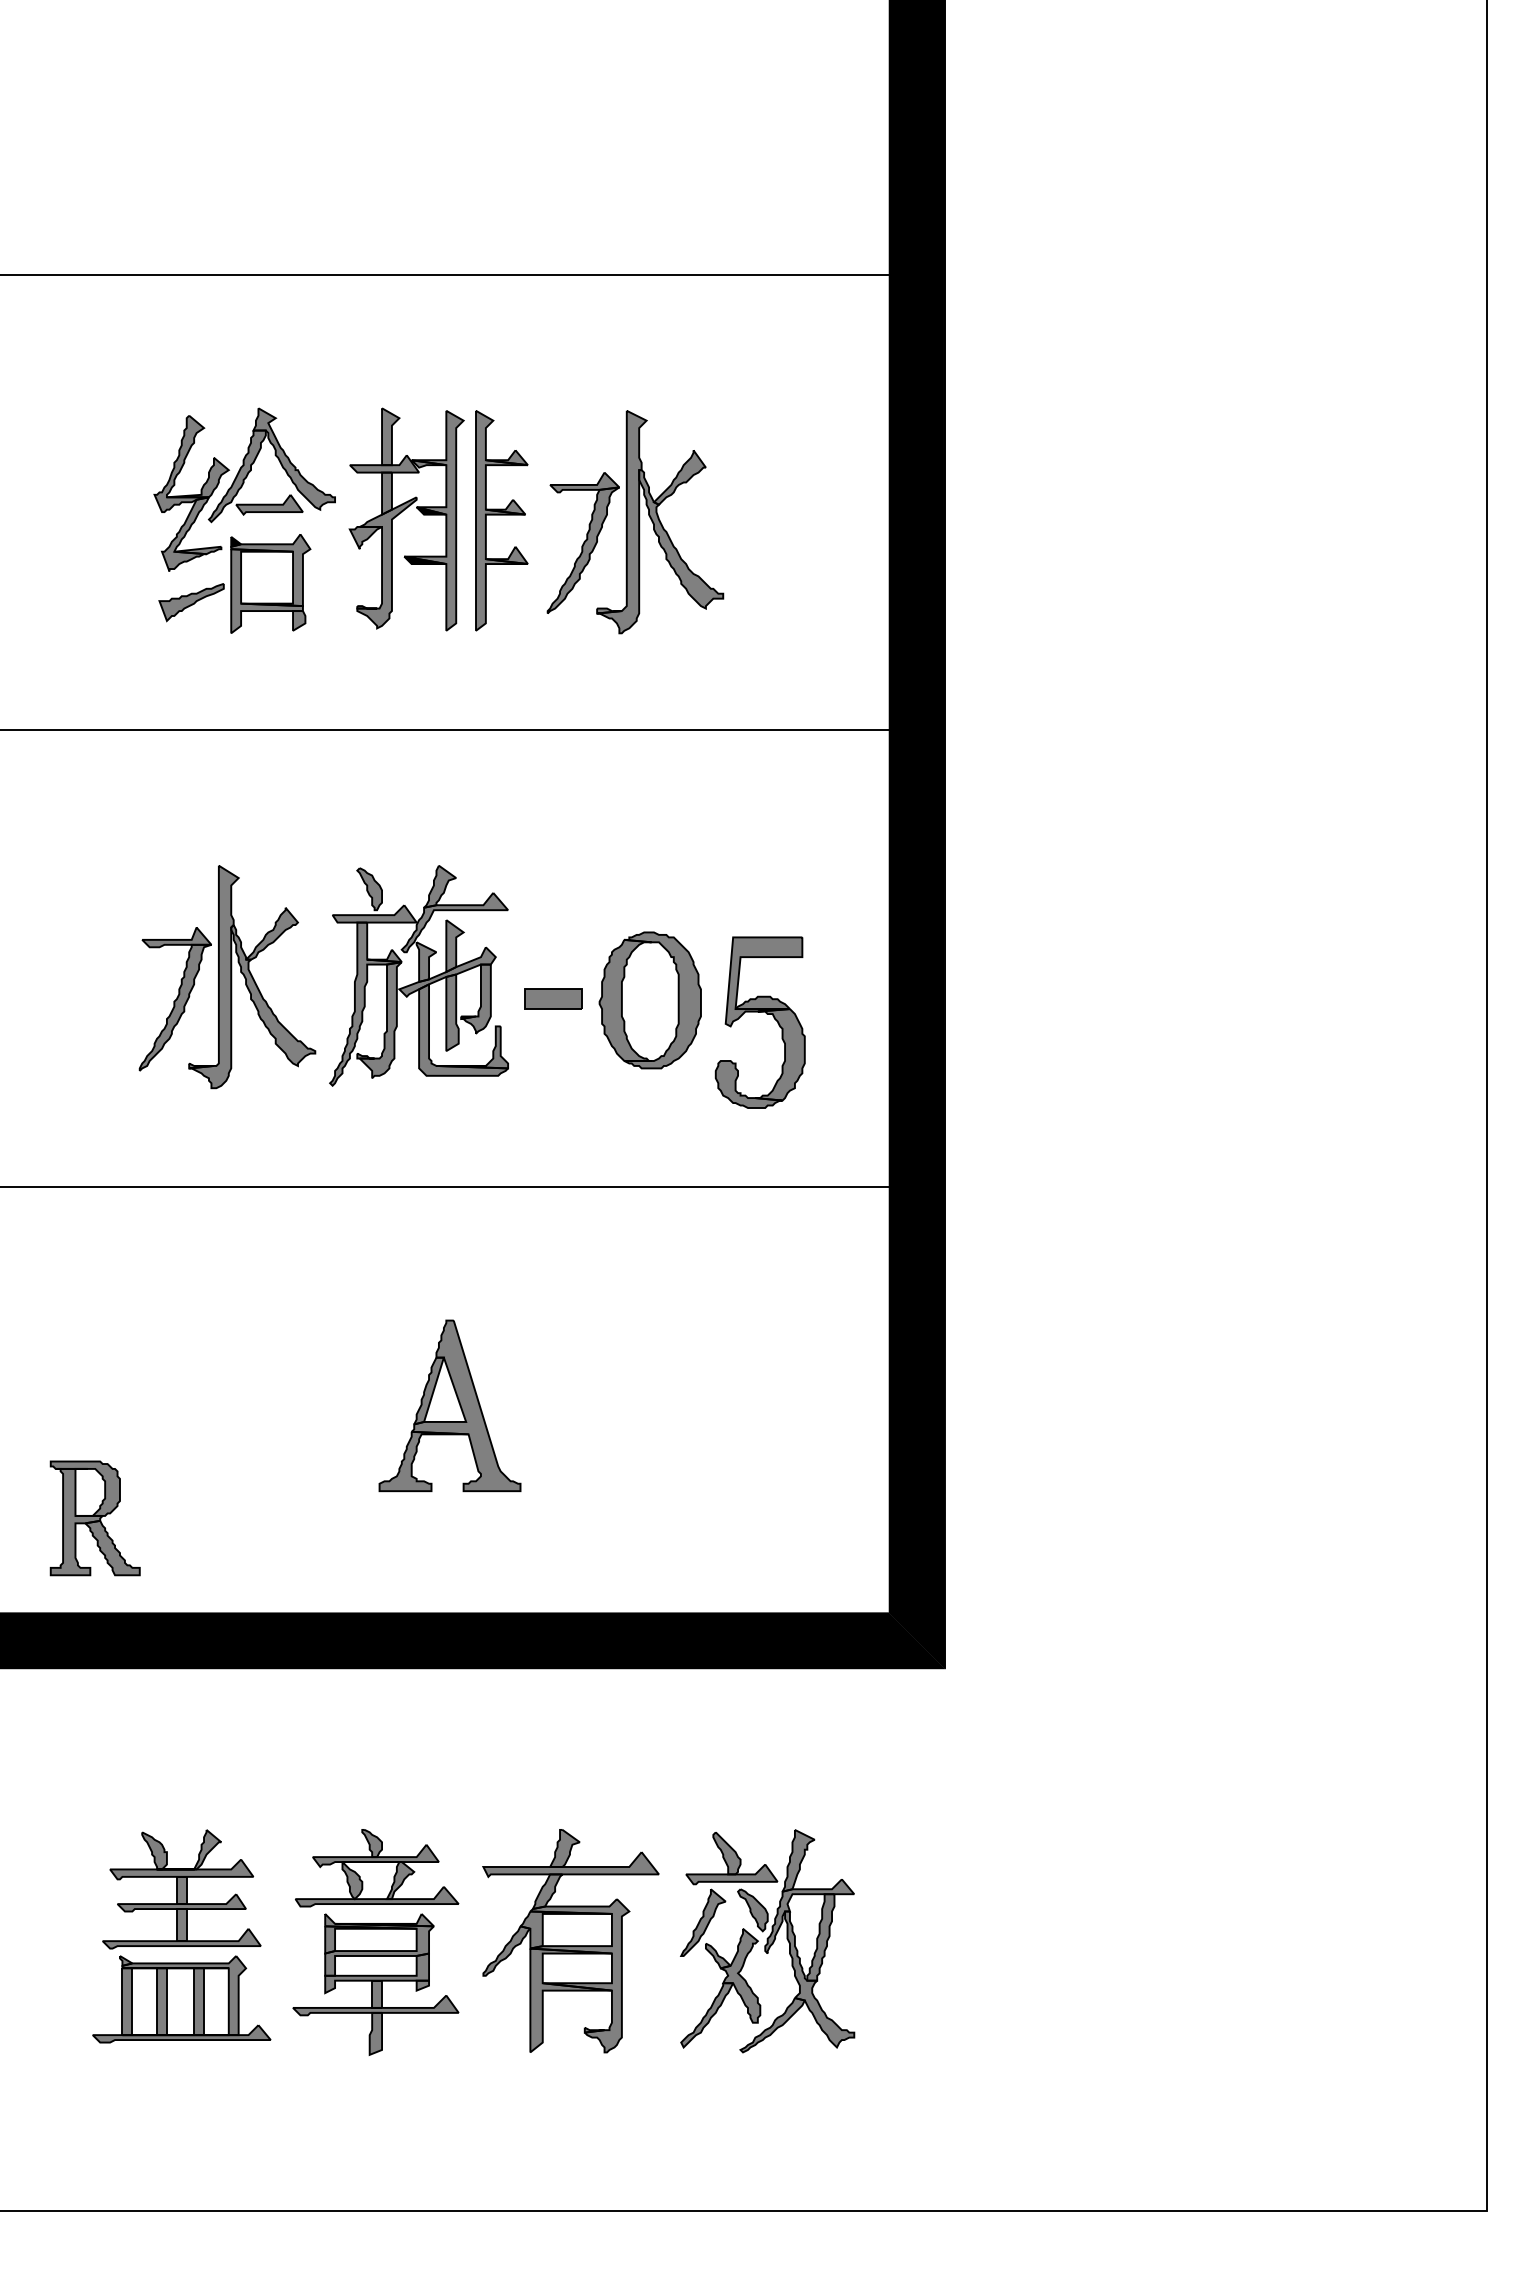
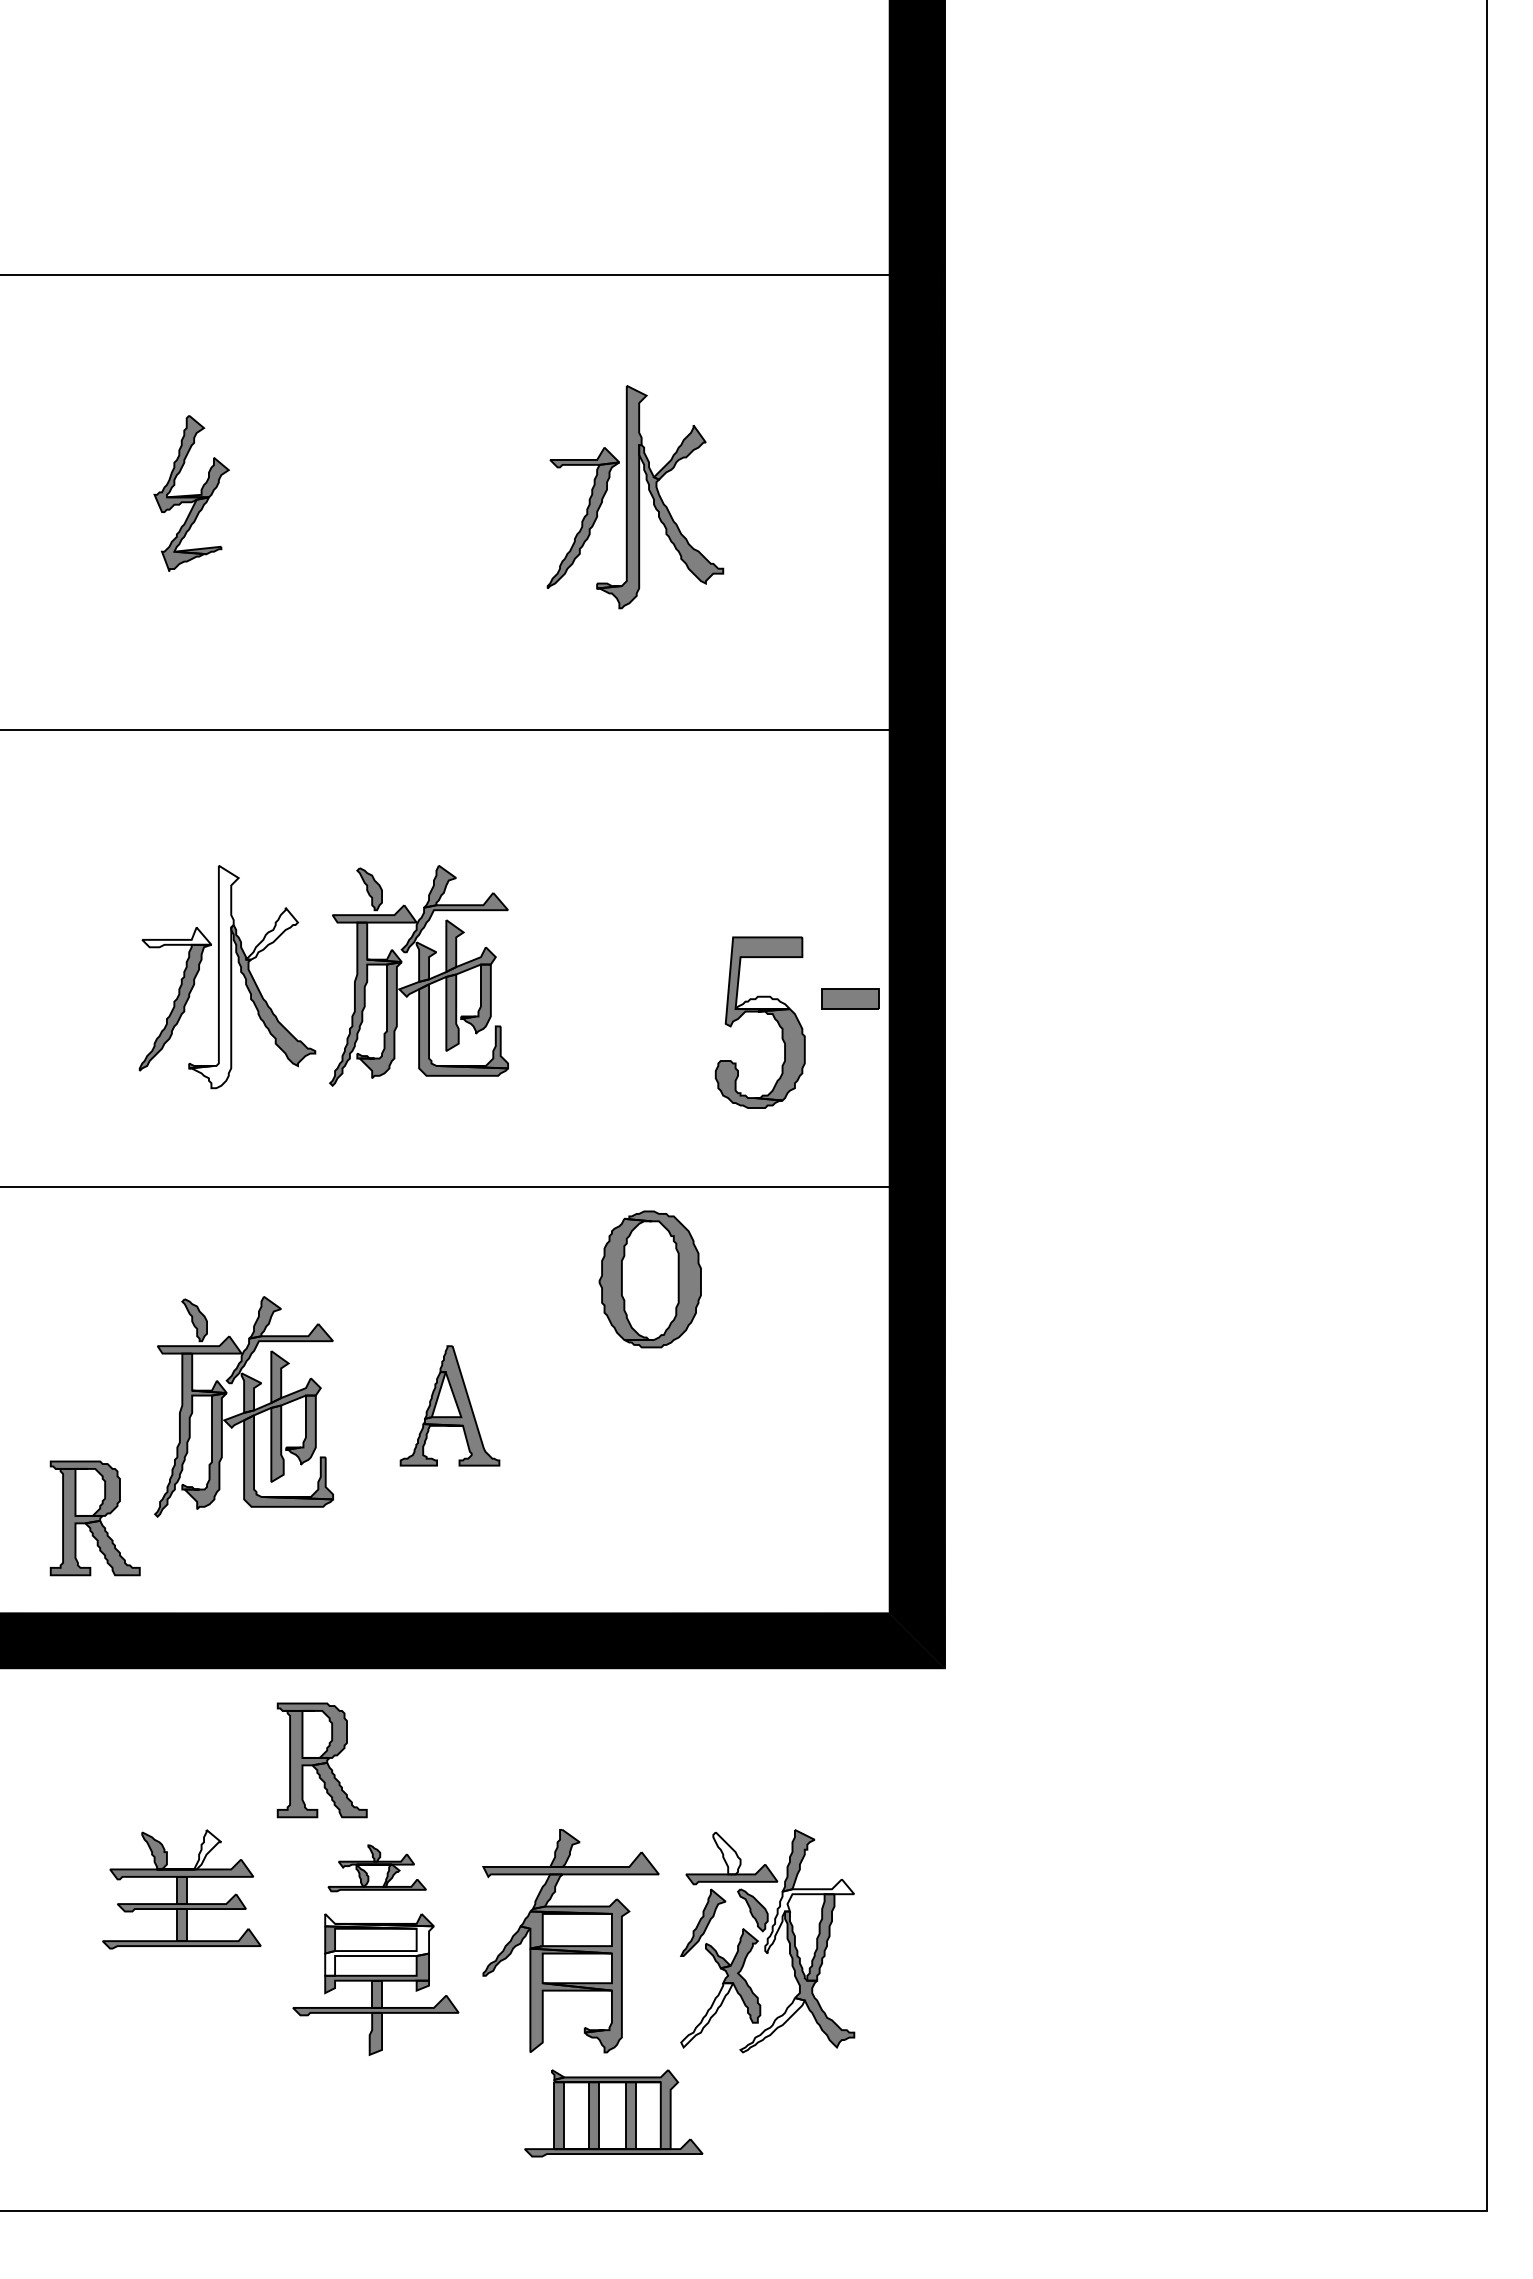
part: present -> none (279, 462)
part: present -> none (401, 513)
part: present -> none (501, 520)
part position: (635, 522) -> (635, 497) (635, 497)
part: present -> none (234, 583)
fill: present -> none (271, 933)
fill: present -> none (176, 937)
fill: present -> none (213, 976)
part position: (553, 998) -> (850, 998) (850, 998)
part position: (649, 1000) -> (649, 1279) (649, 1279)
fill: present -> none (762, 1002)
part size: 144x174 px -> 102x122 px (449, 1405)
part: none -> present (243, 1406)
part: none -> present (321, 1760)
fill: present -> none (189, 1849)
fill: present -> none (726, 1853)
part size: 165x79 px -> 100x49 px (376, 1868)
fill: present -> none (809, 1916)
fill: present -> none (379, 1944)
part position: (181, 1999) -> (613, 2113) (613, 2113)
fill: present -> none (707, 2015)
fill: present -> none (772, 2025)
